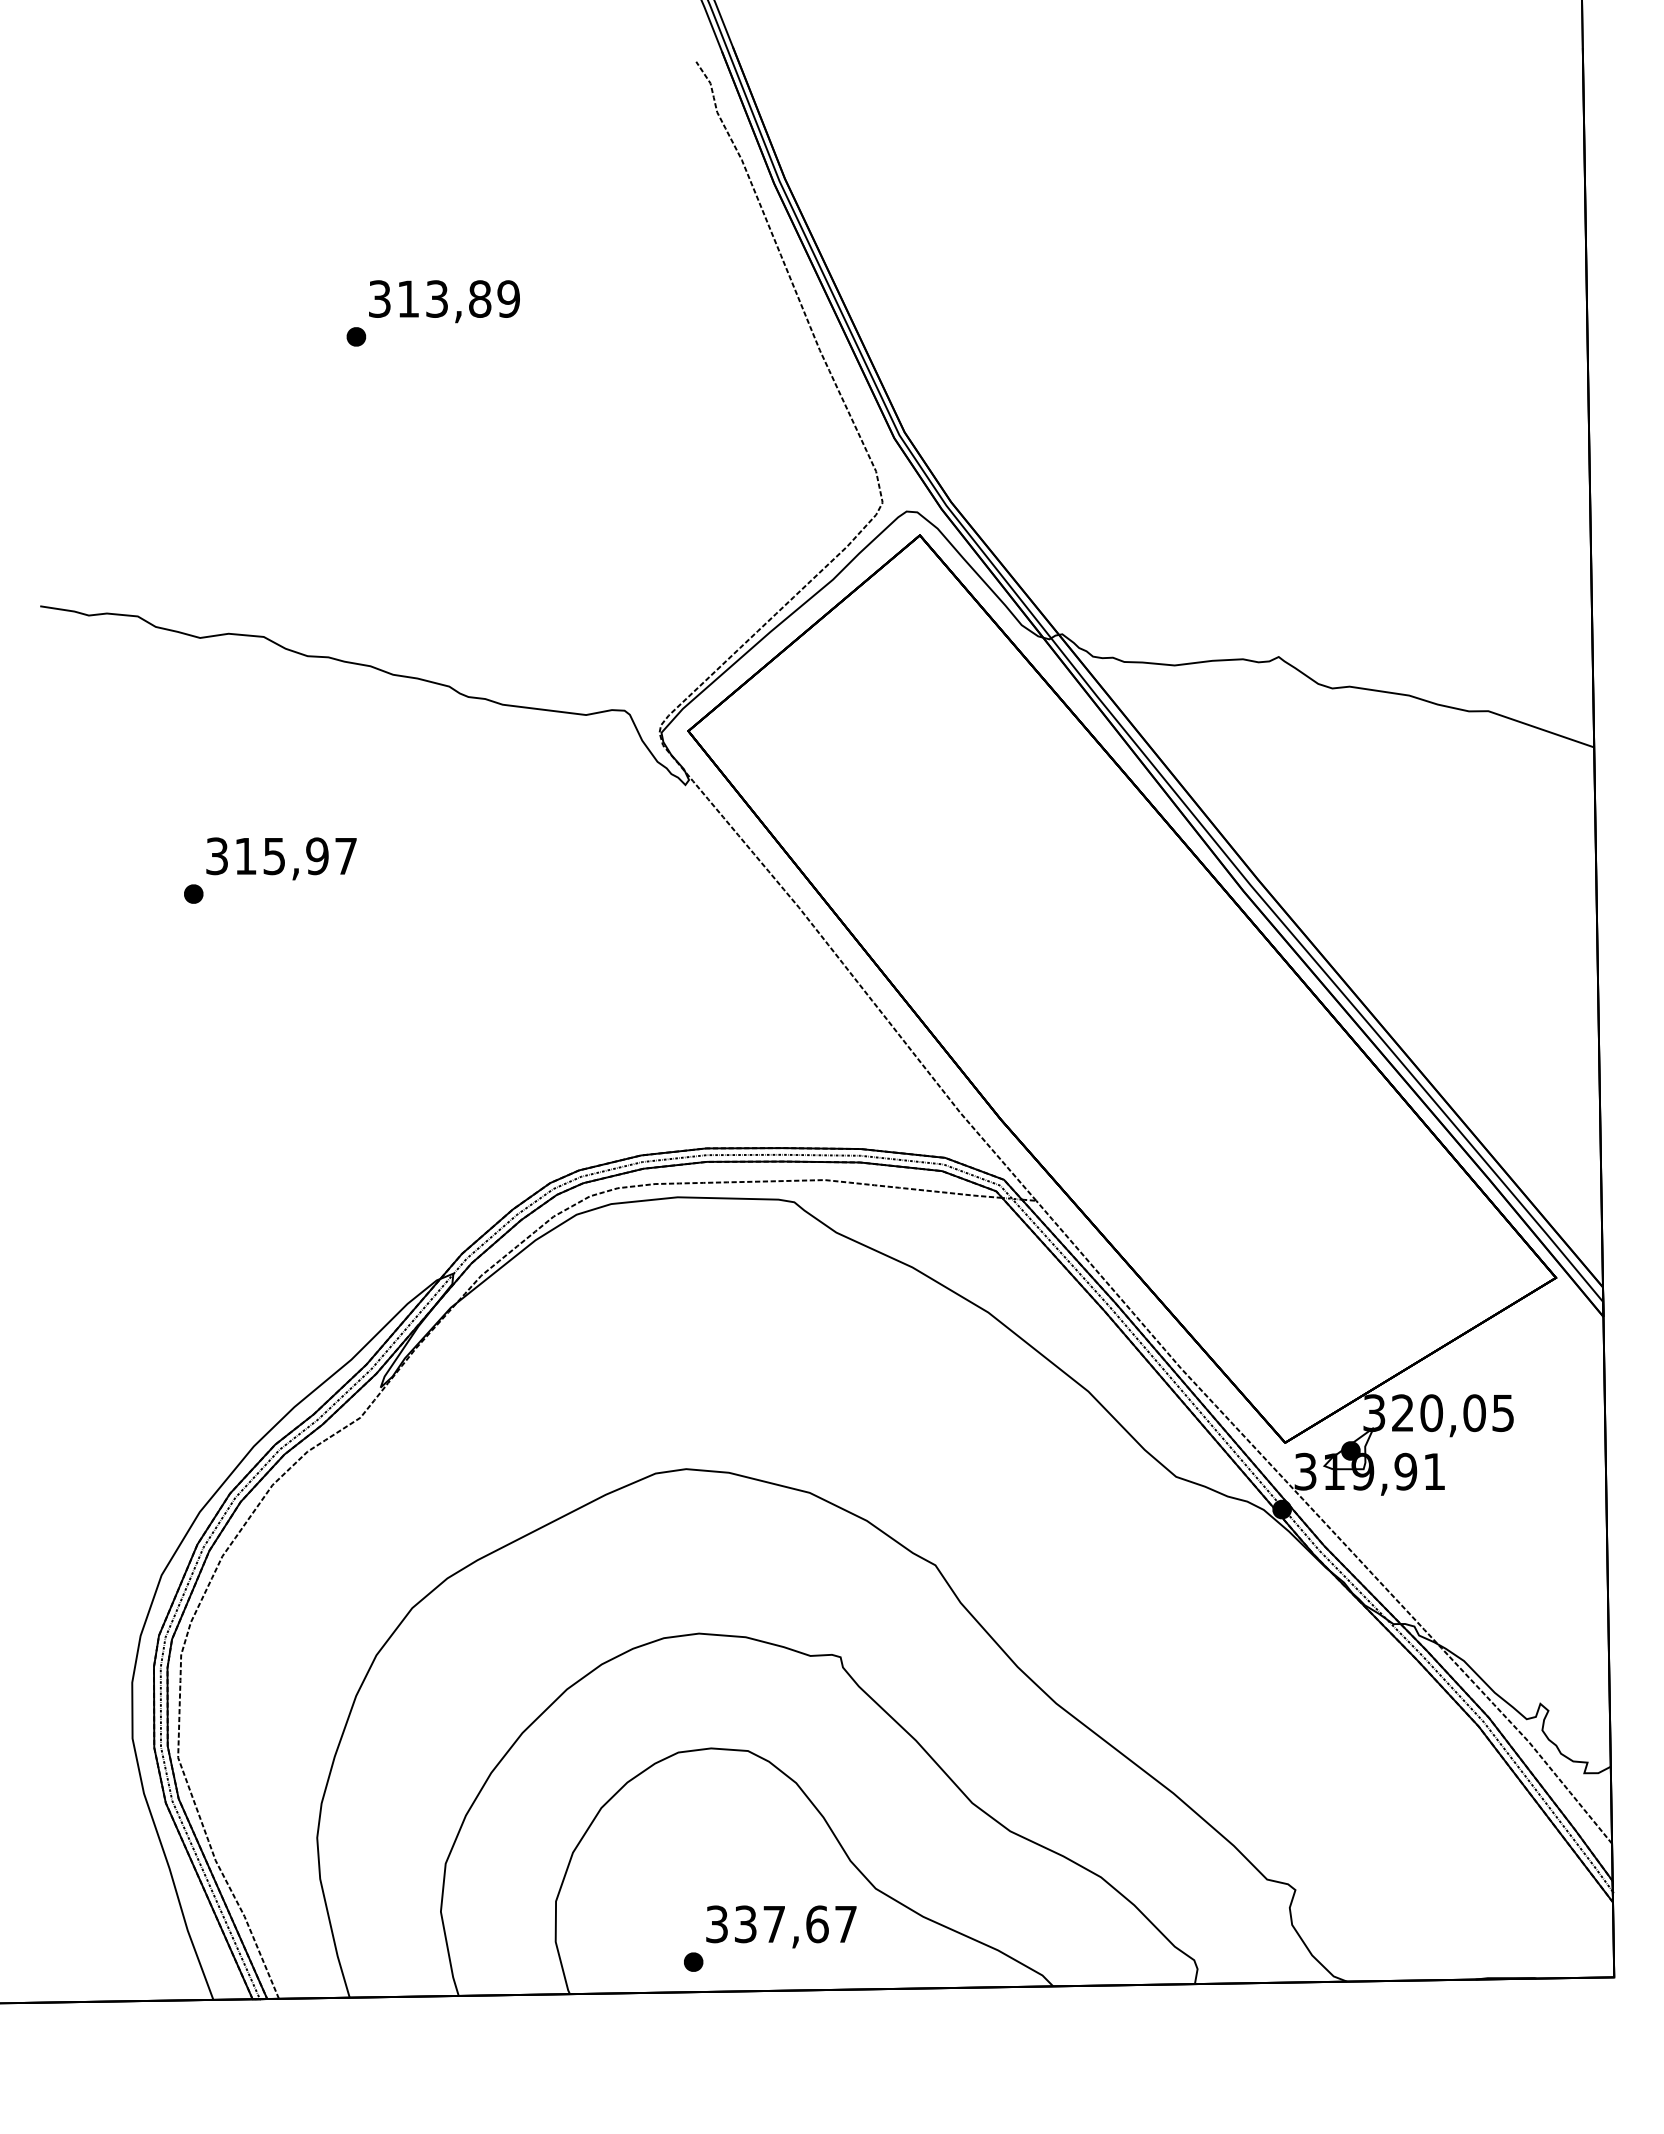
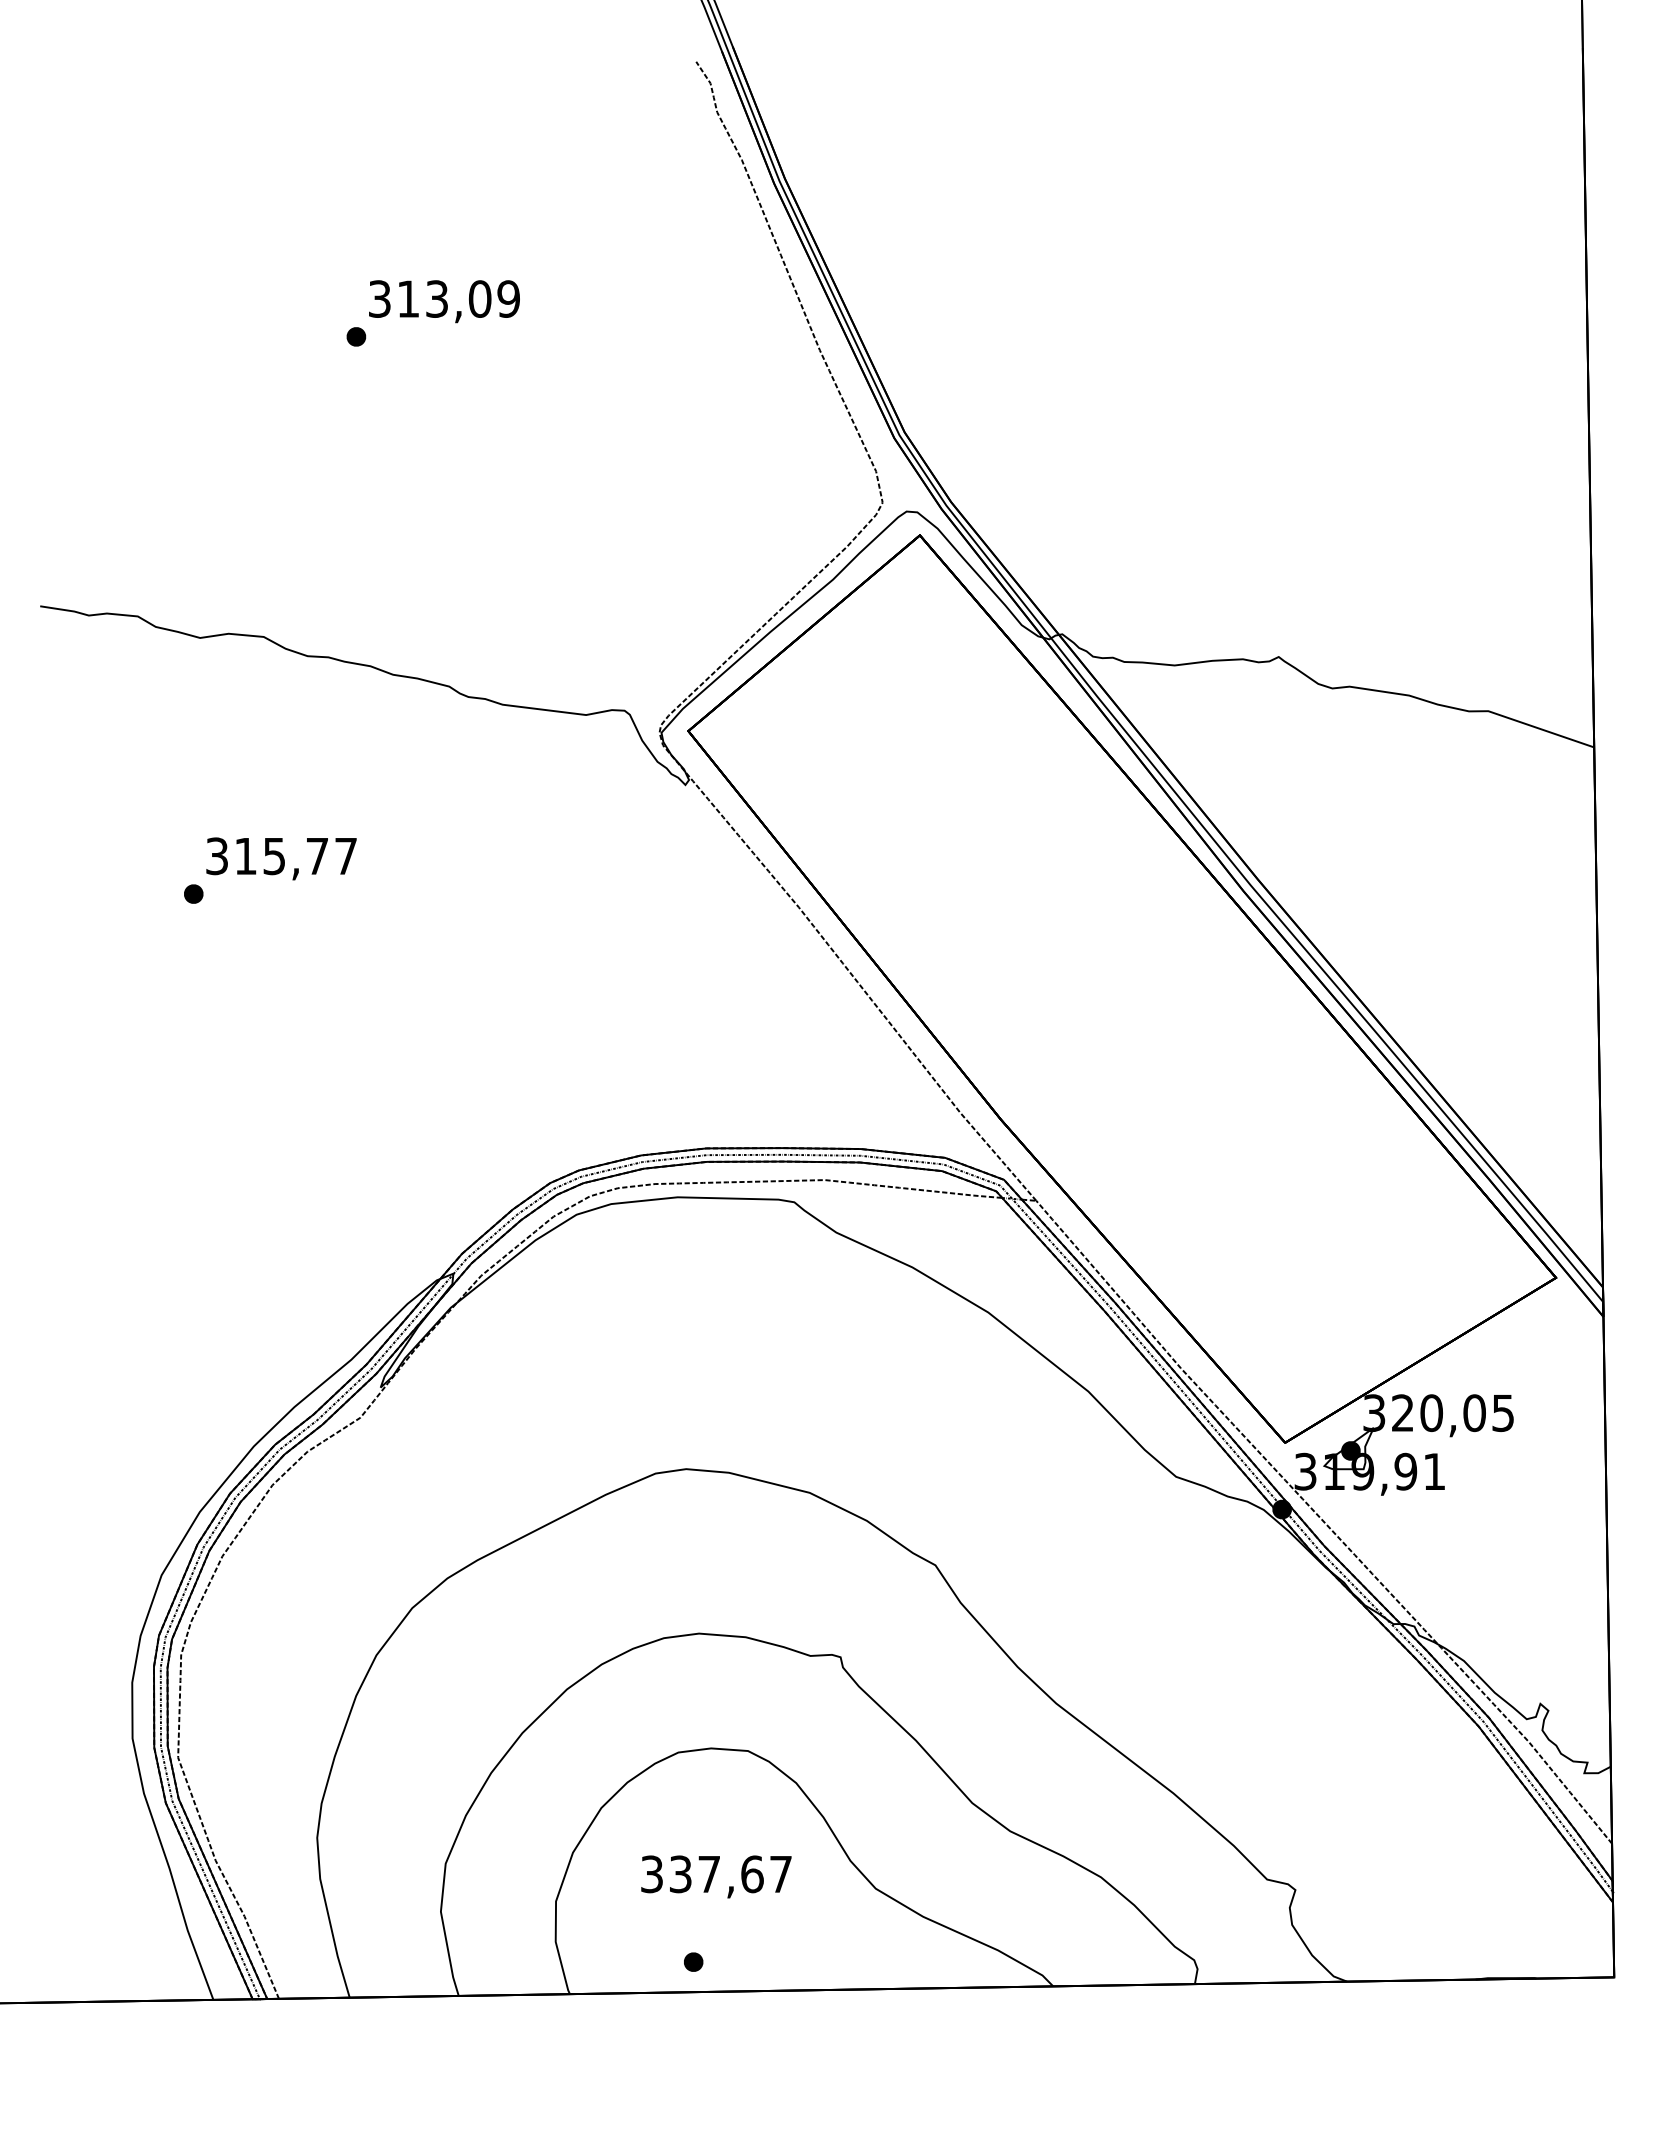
text: 313,89 -> 313,09 (479, 298)
text: 315,97 -> 315,77 (317, 856)
text position: (781, 1926) -> (716, 1876) (716, 1876)
